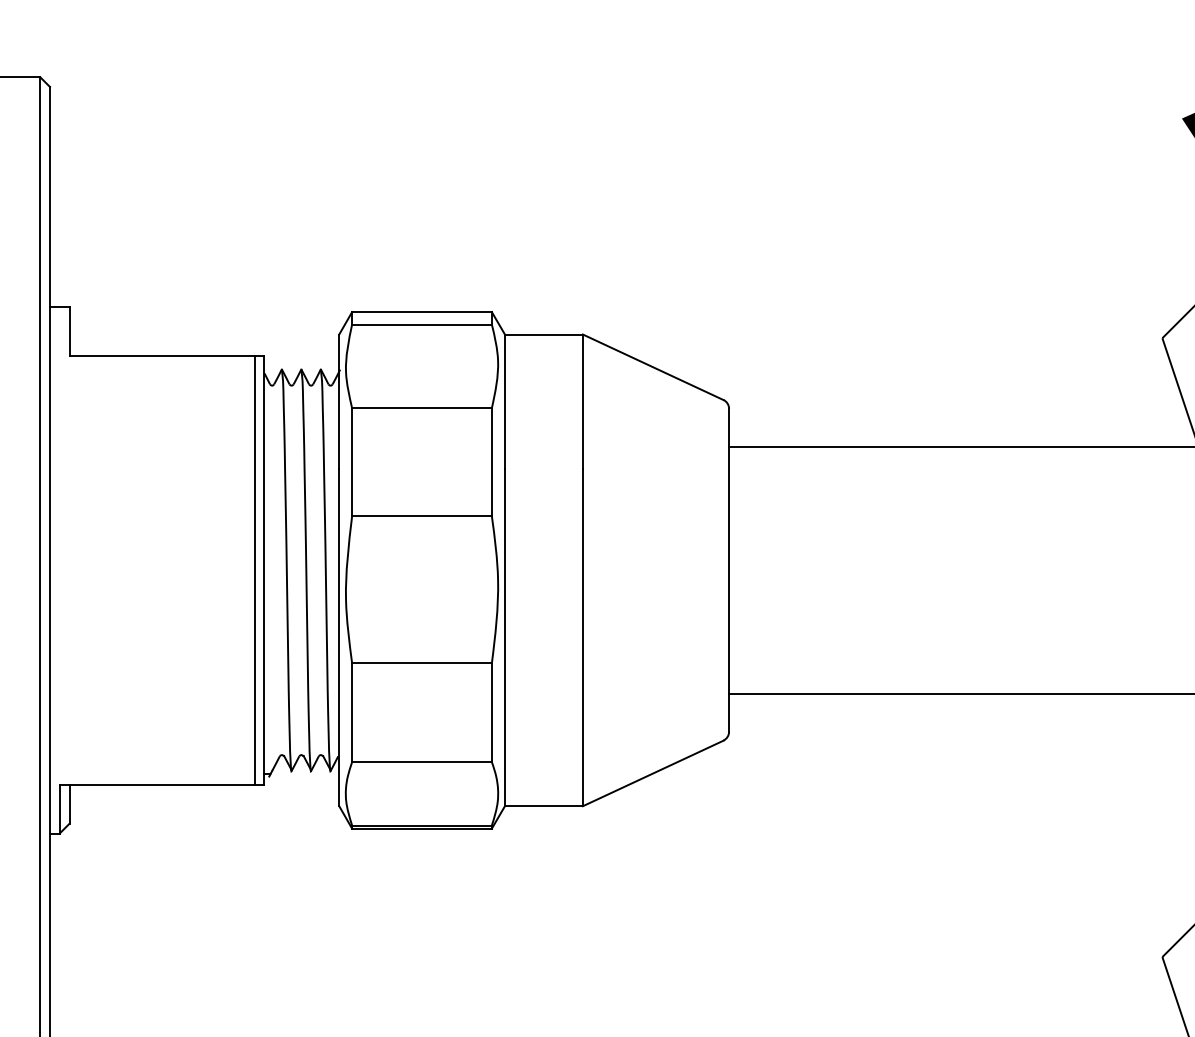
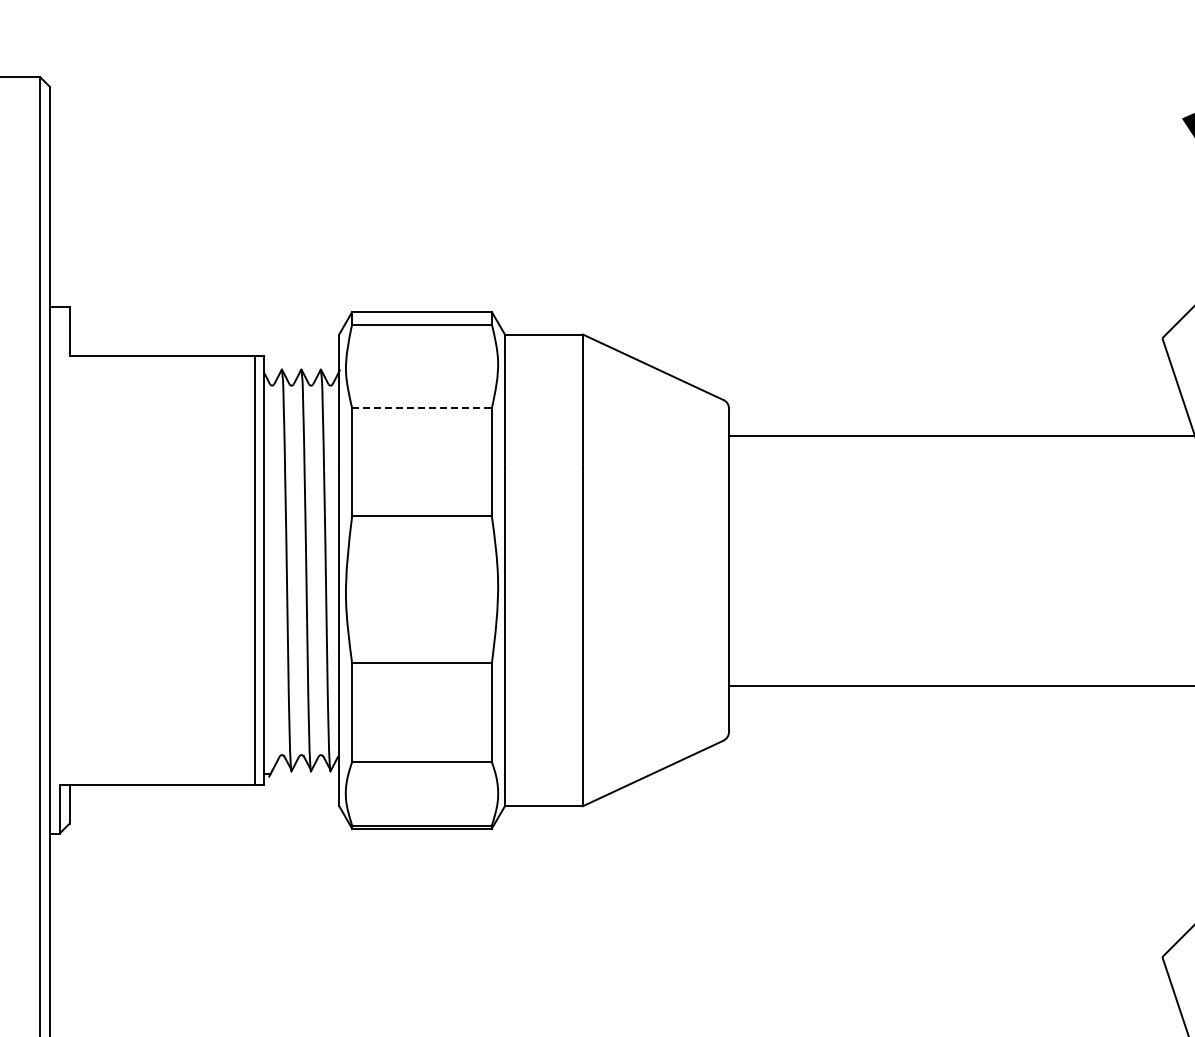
line: solid -> dashed (422, 408)
line position: (960, 446) -> (960, 435) (960, 435)
line position: (960, 694) -> (960, 686) (960, 686)
